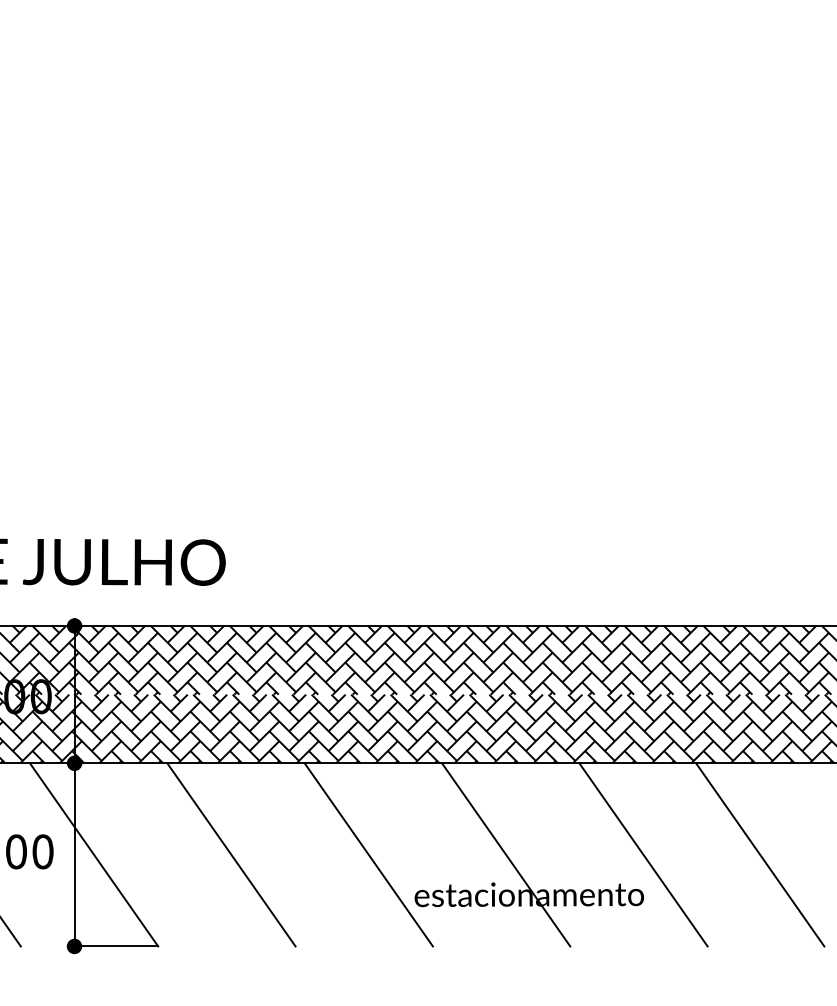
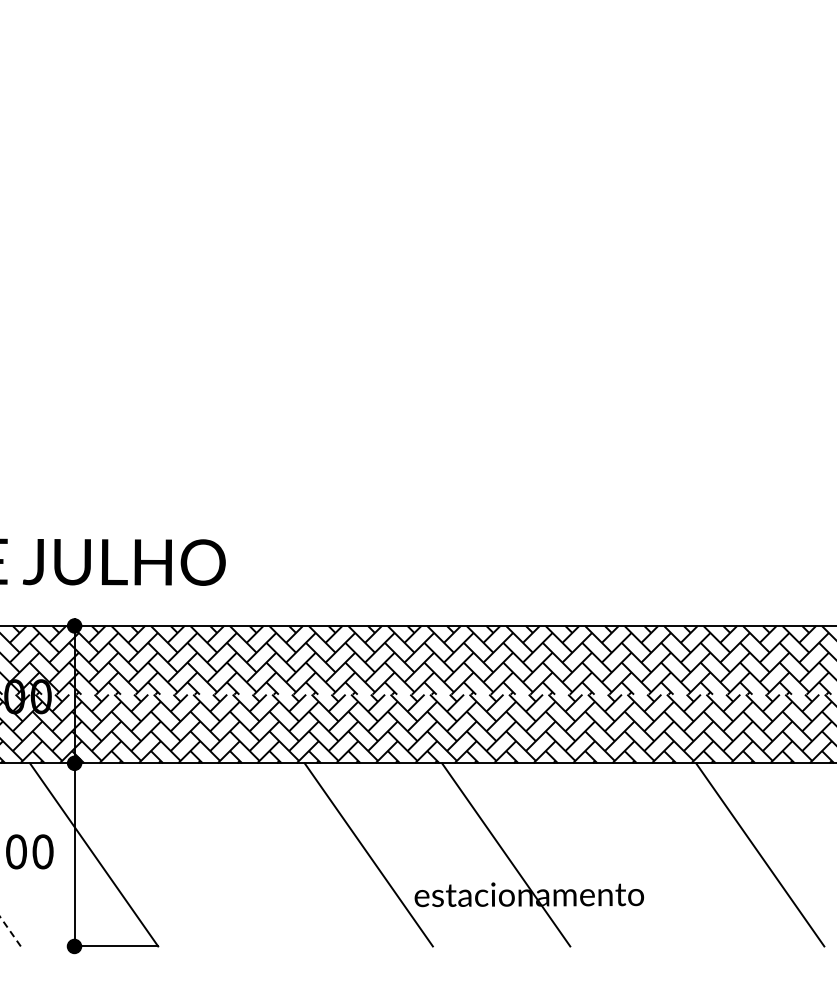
line: present -> none (231, 854)
line: present -> none (643, 854)
line: solid -> dashed (10, 931)
